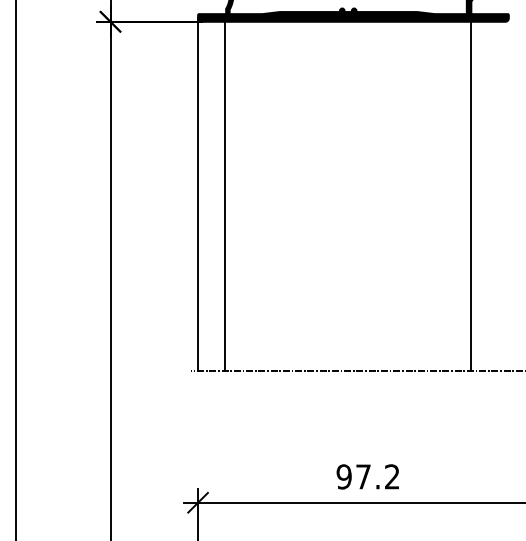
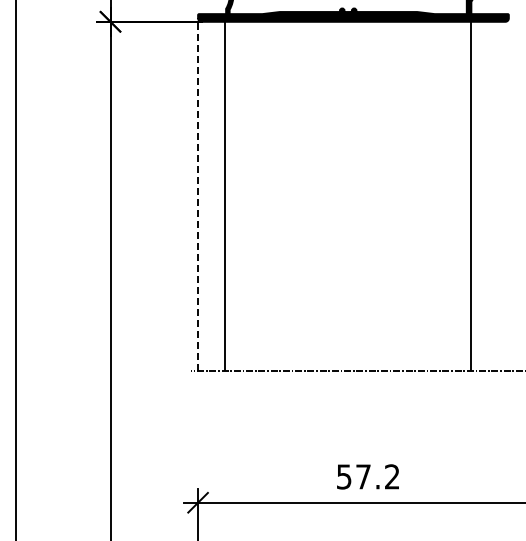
line: solid -> dashed (198, 194)
text: 97.2 -> 57.2 (343, 476)
